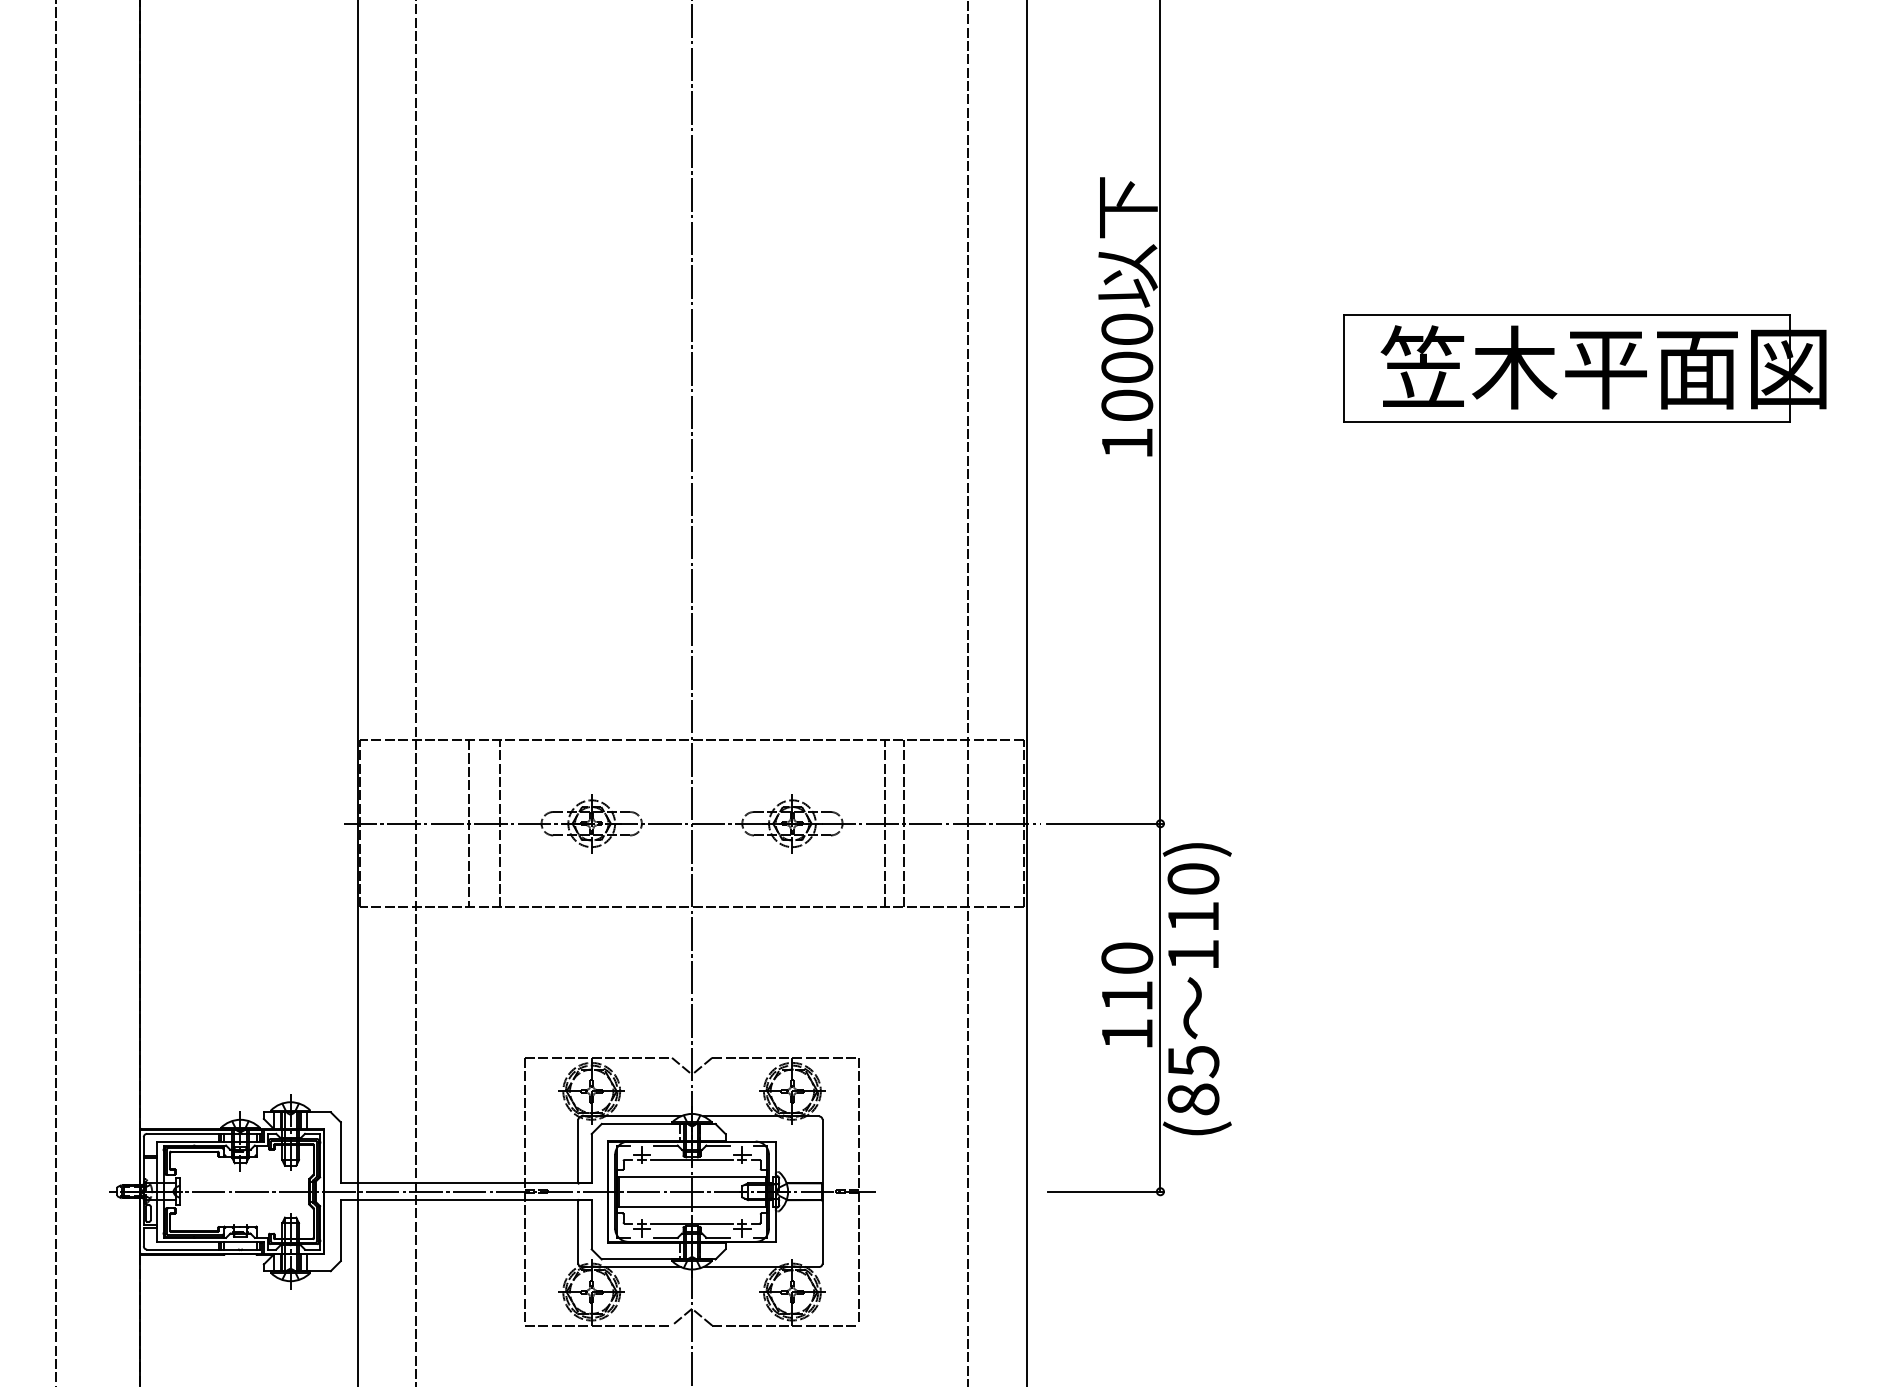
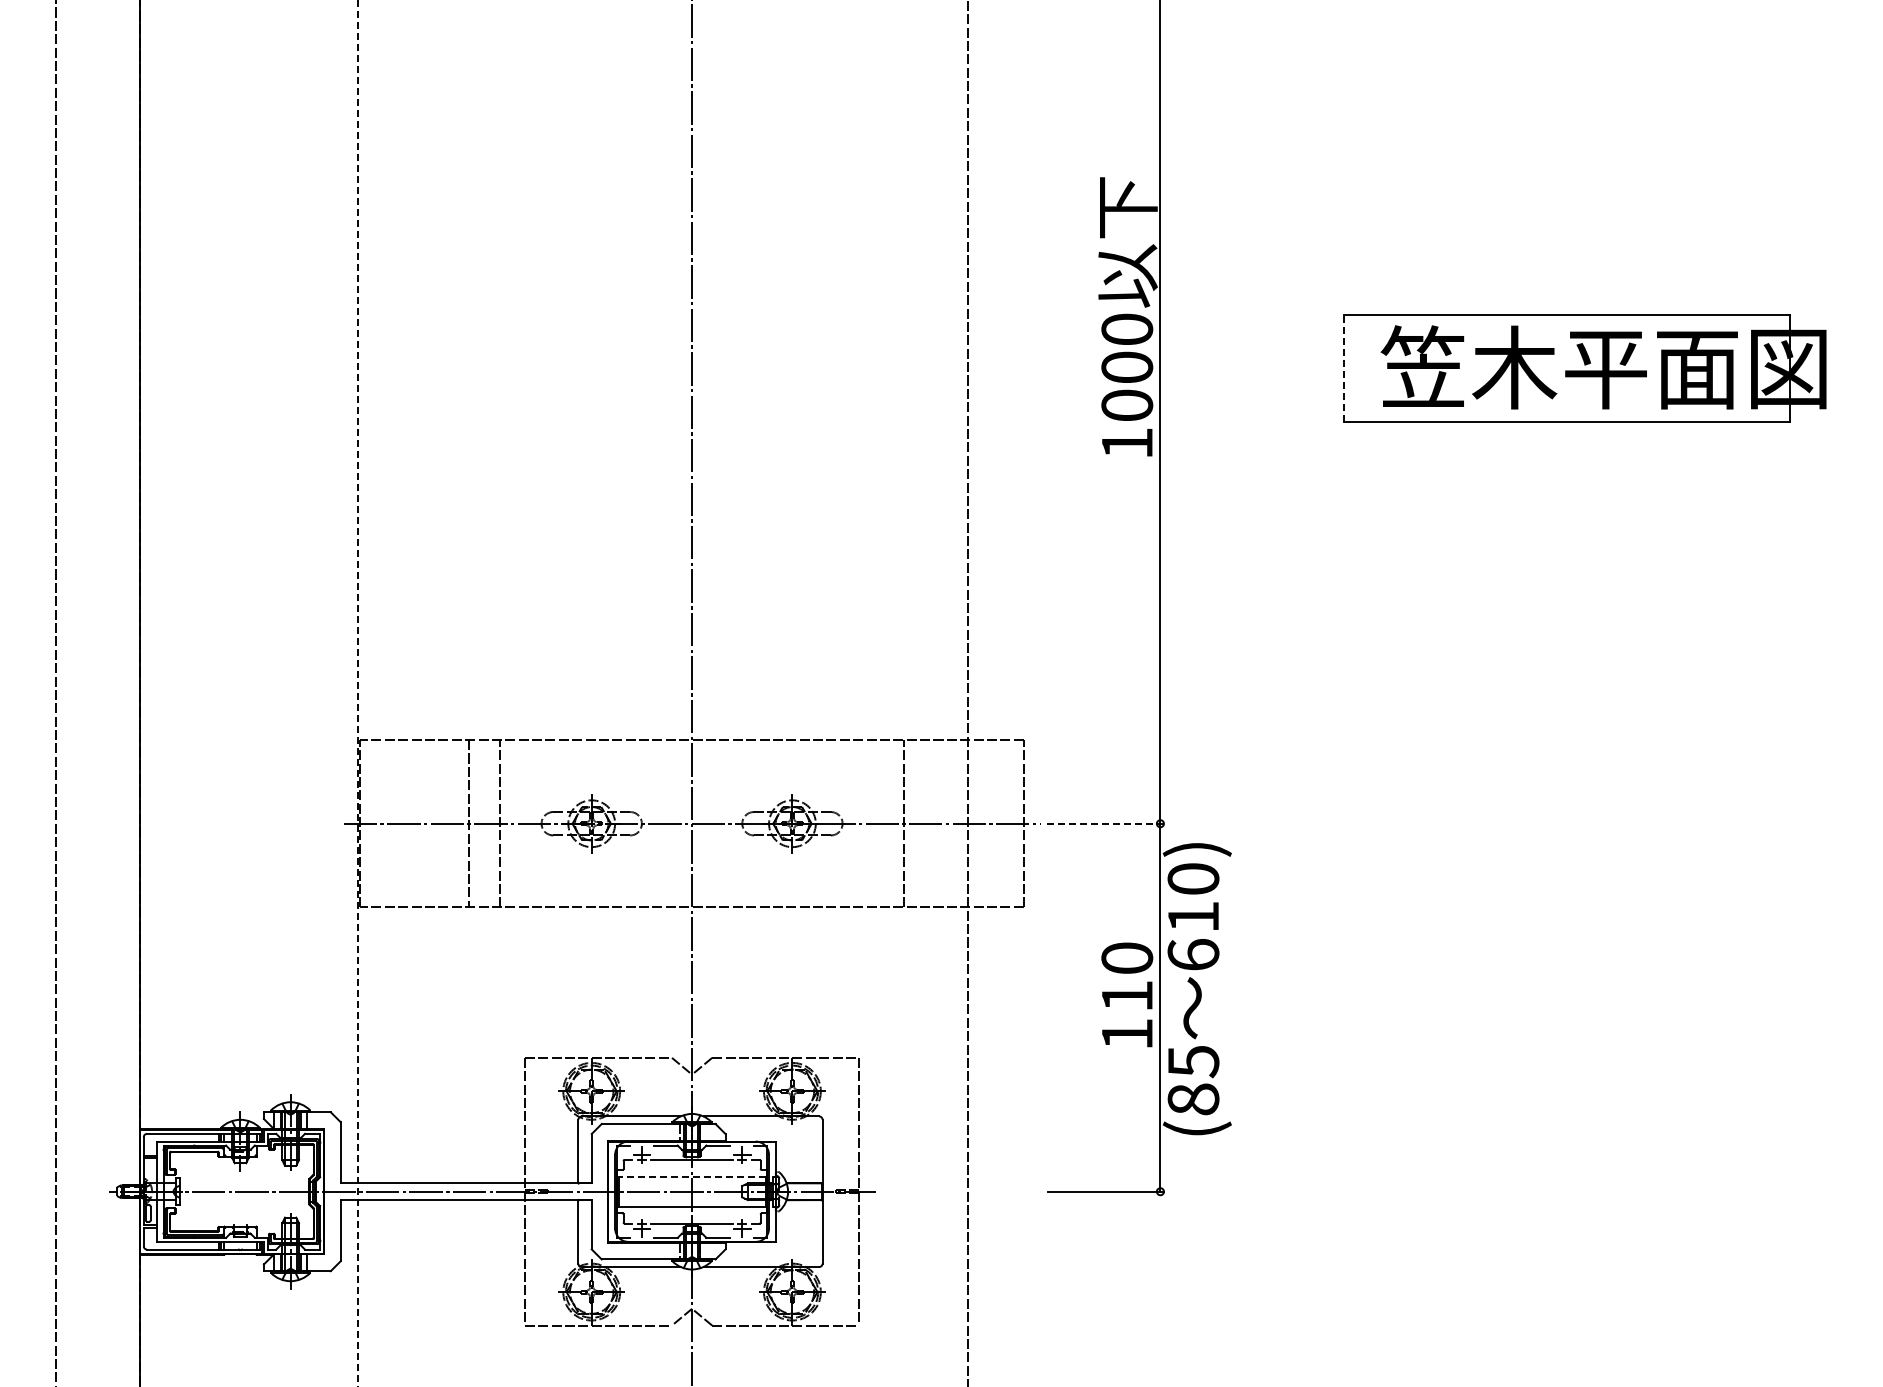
line: solid -> dashed (1344, 368)
line: present -> none (416, 692)
line: present -> none (1026, 692)
line: solid -> dashed (357, 693)
line: present -> none (884, 823)
line: solid -> dashed (1105, 823)
text: 110) -> 610) (1193, 954)
line: solid -> dashed (692, 1176)
